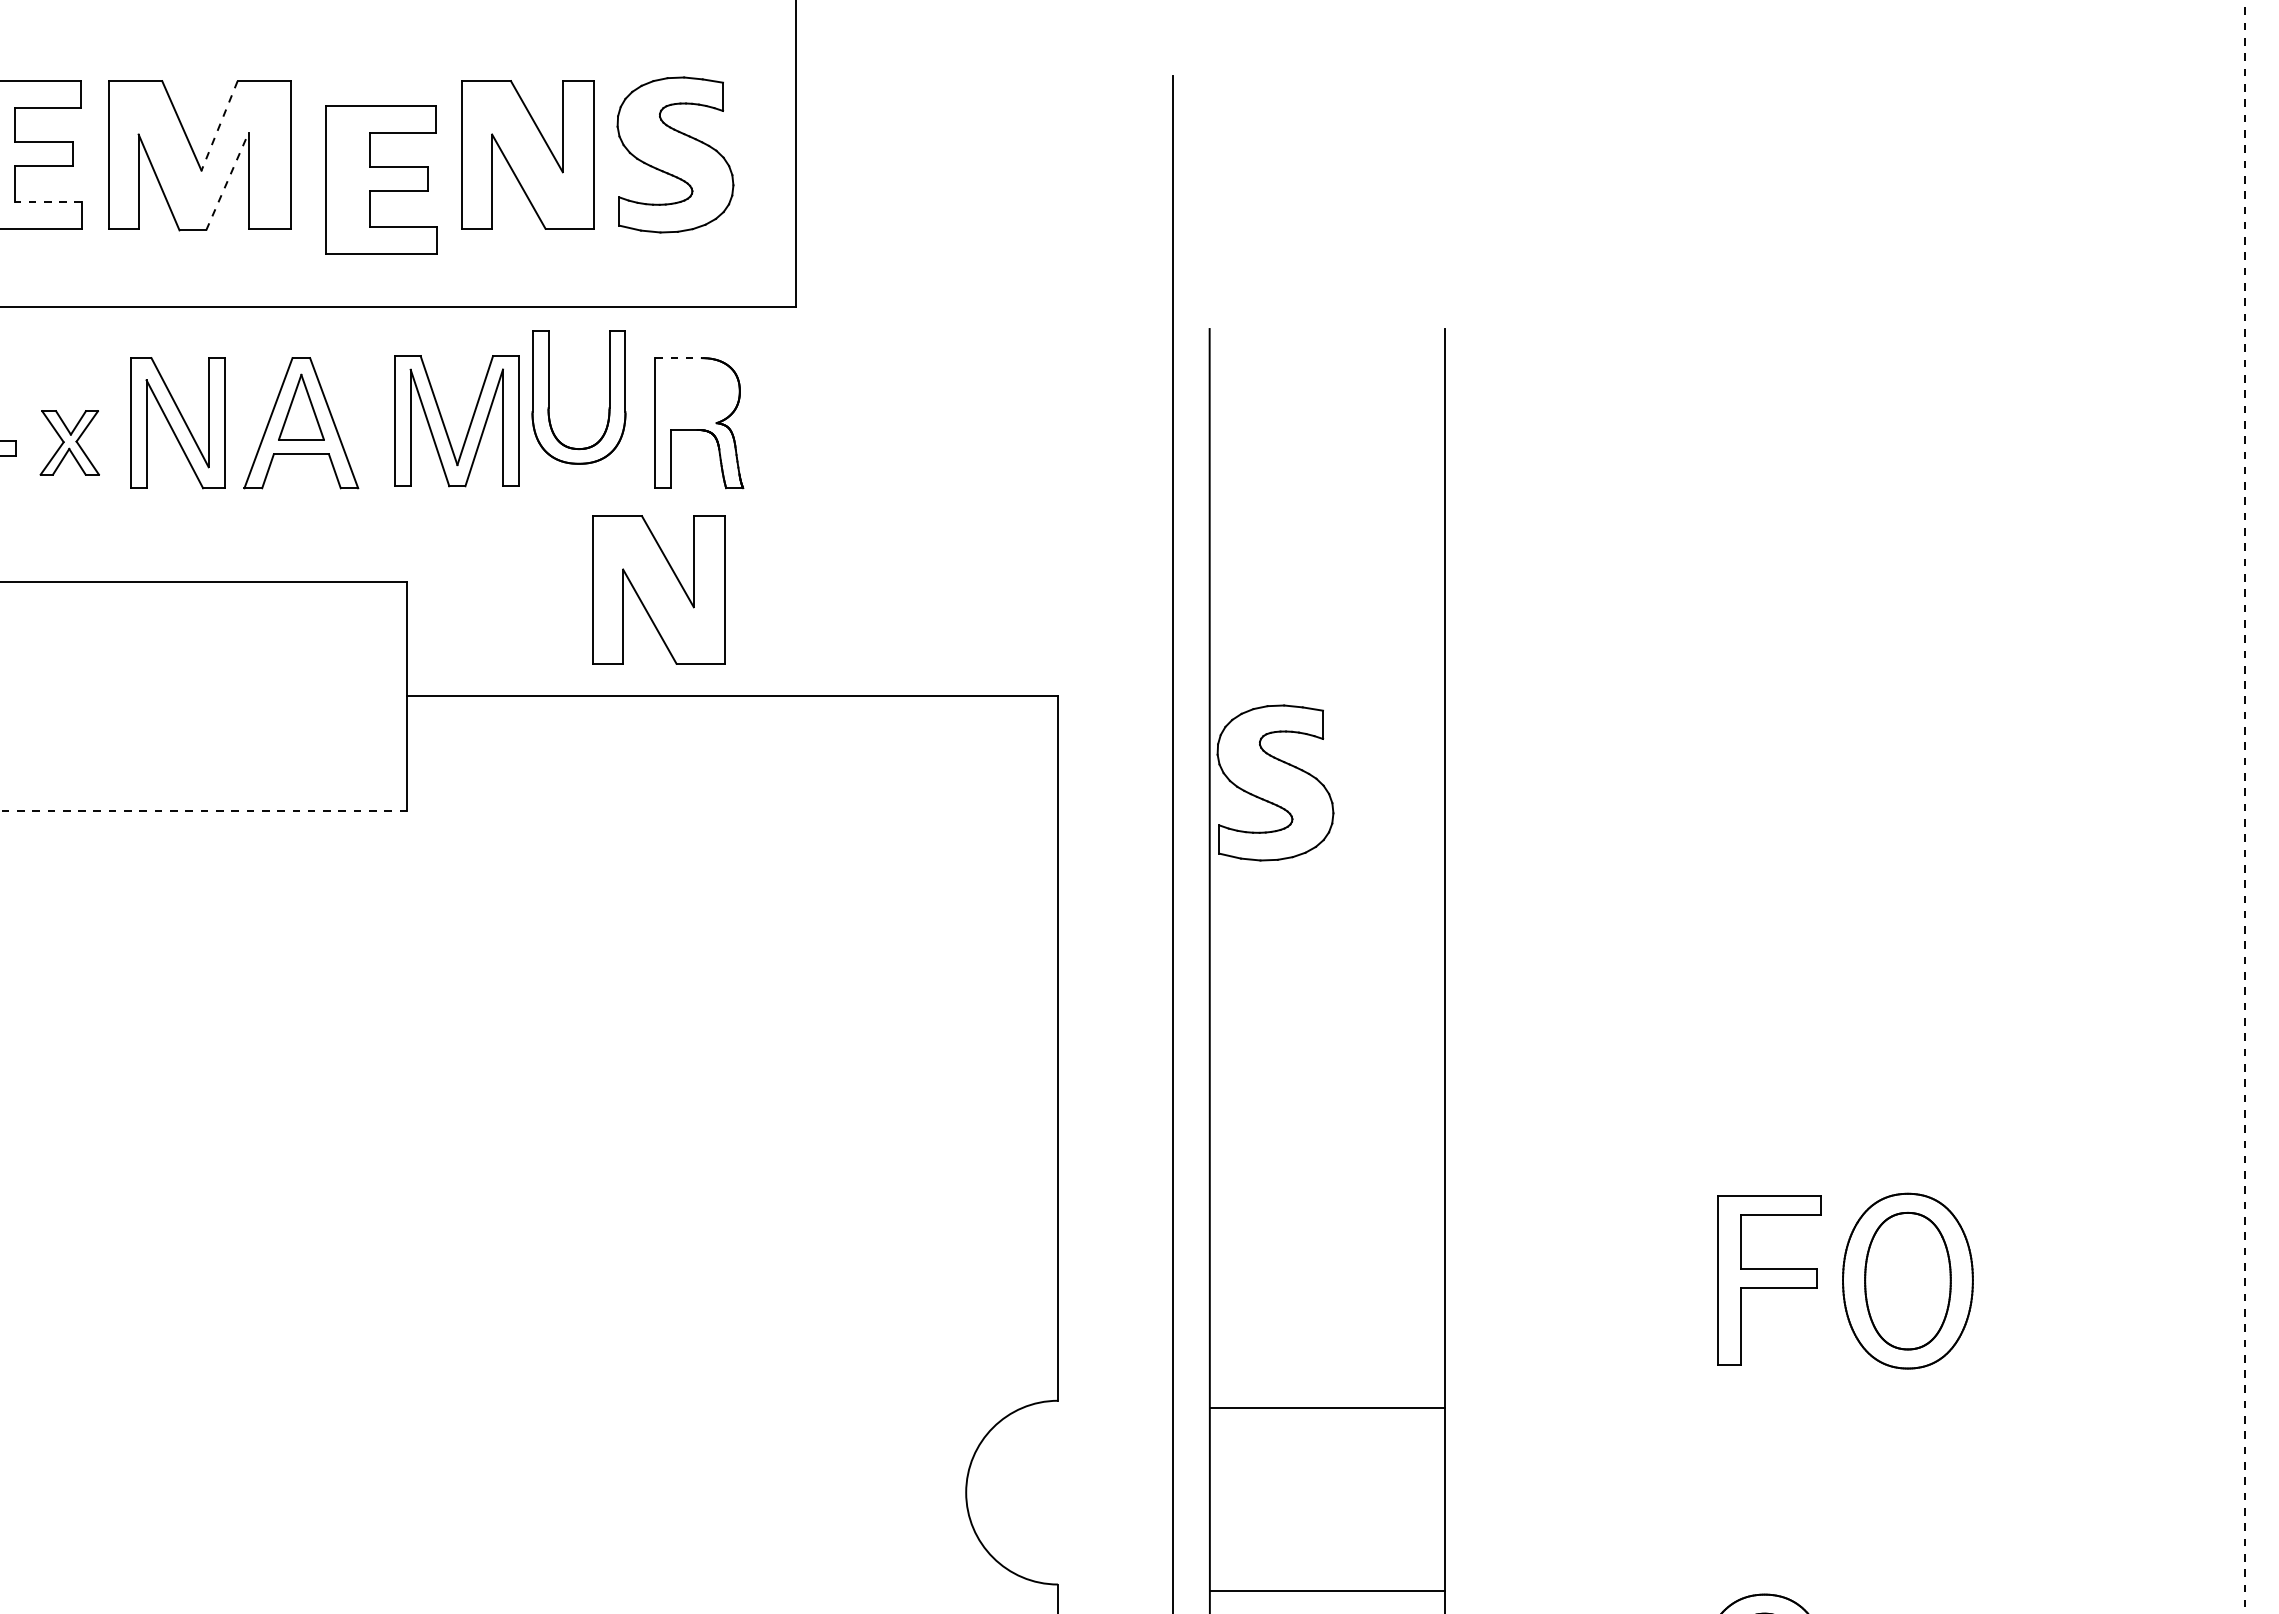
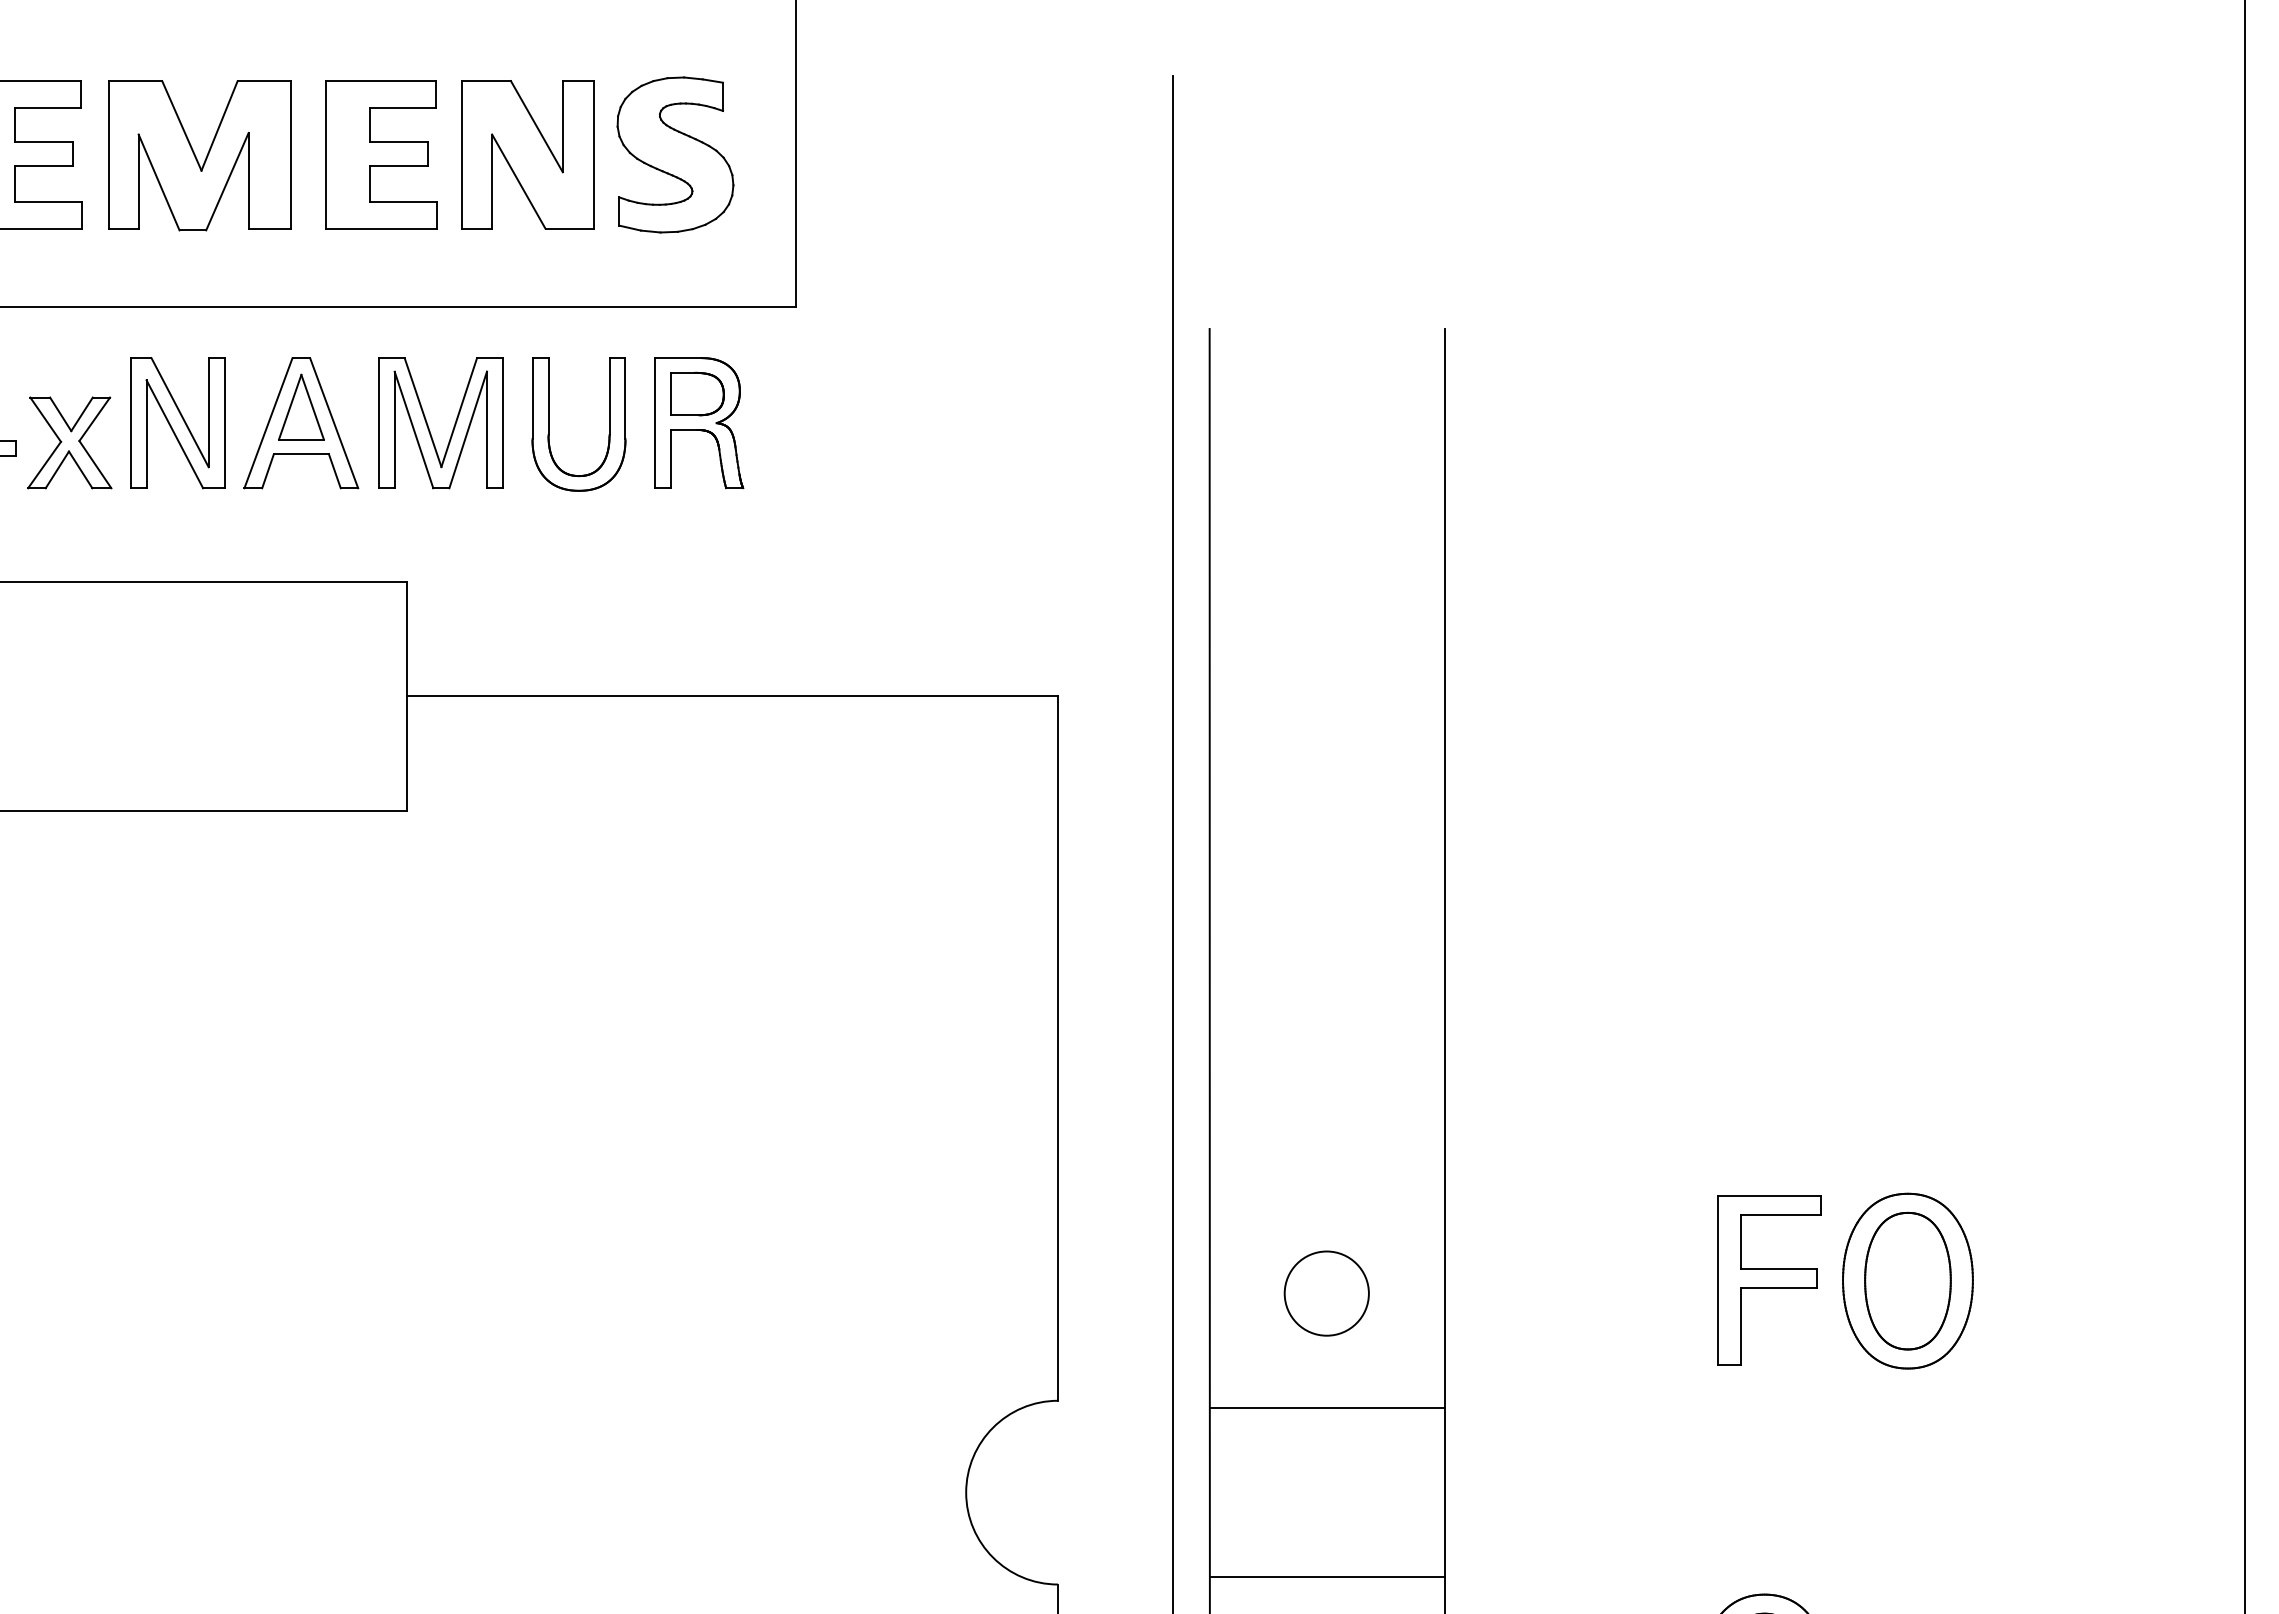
line: dashed -> solid (219, 126)
part position: (381, 179) -> (381, 154) (381, 154)
line: dashed -> solid (227, 181)
line: dashed -> solid (48, 202)
line: dashed -> solid (679, 358)
part: none -> present (697, 393)
part position: (549, 397) -> (549, 424) (549, 424)
part position: (445, 425) -> (429, 427) (429, 427)
part size: 61x66 px -> 86x94 px (69, 442)
part: present -> none (658, 589)
part: present -> none (1275, 782)
line: dashed -> solid (2244, 806)
line: dashed -> solid (203, 811)
circle: none -> present (1326, 1293)
line position: (1328, 1590) -> (1328, 1576) (1328, 1576)
